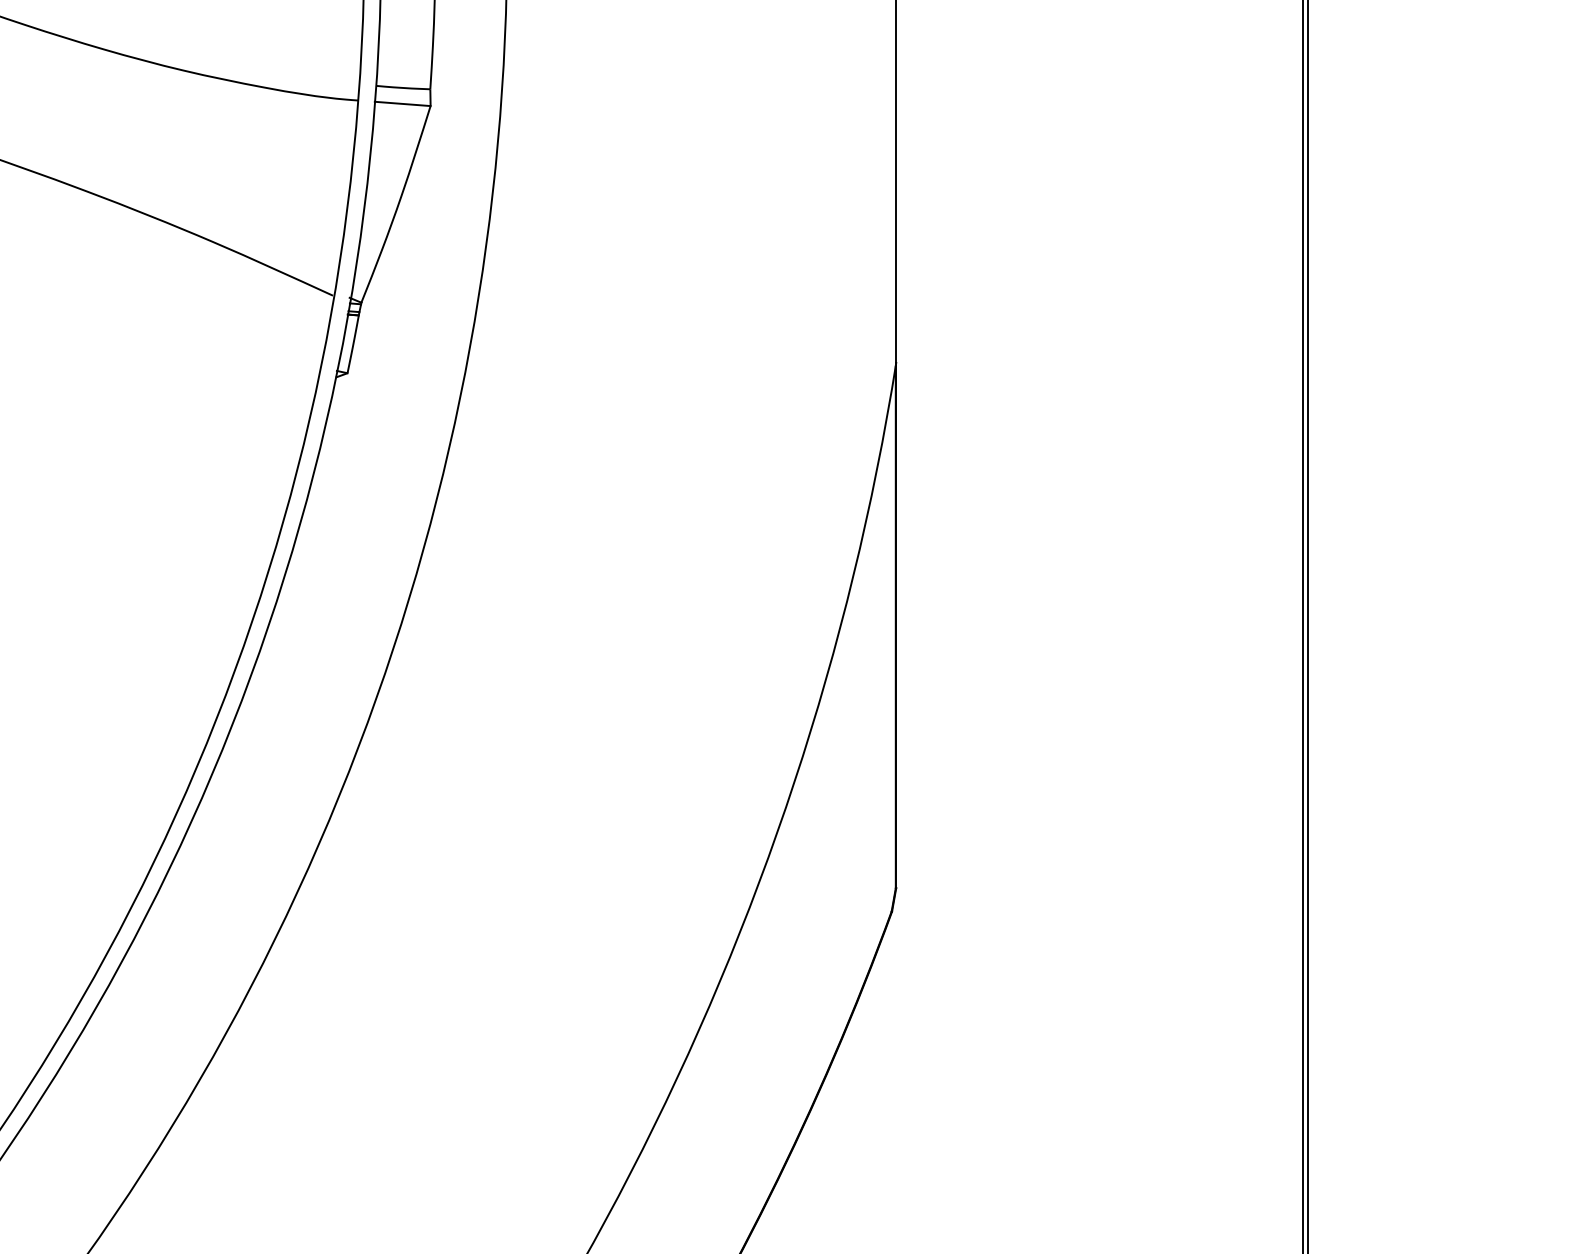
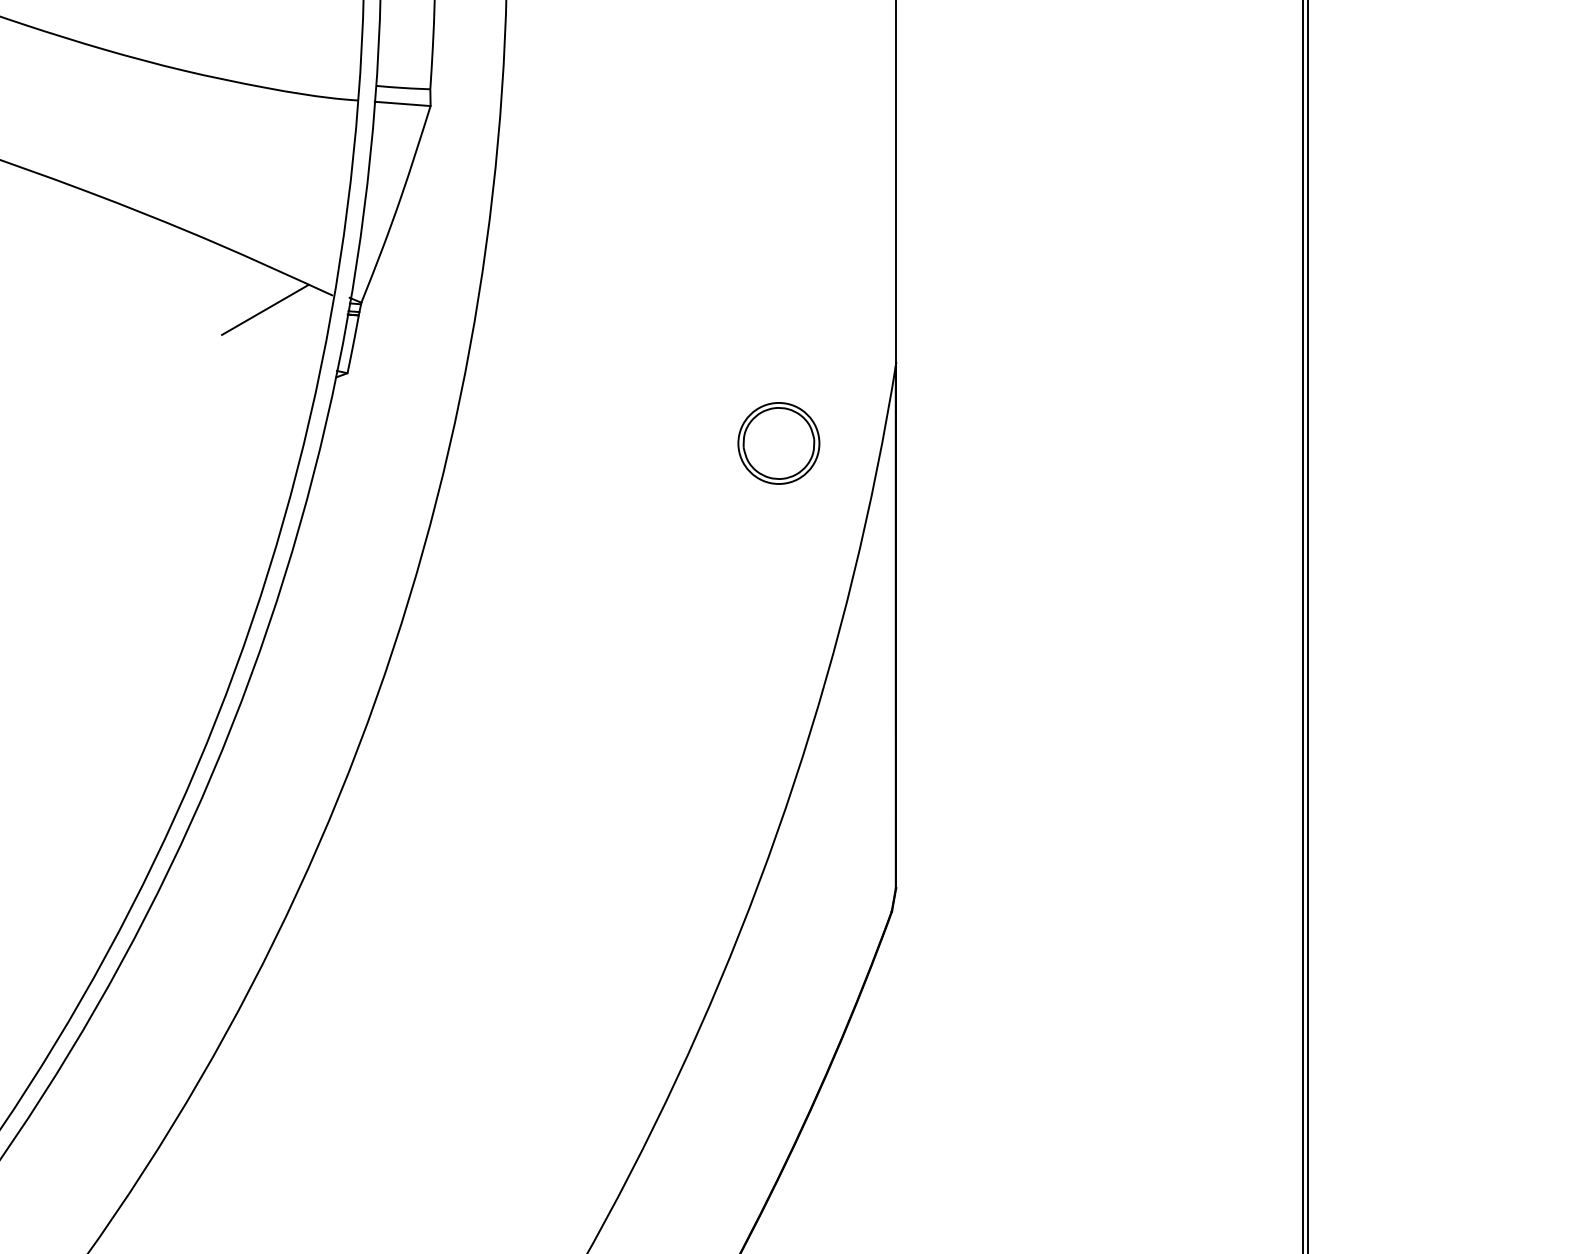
line: none -> present (265, 309)
part: none -> present (778, 443)
